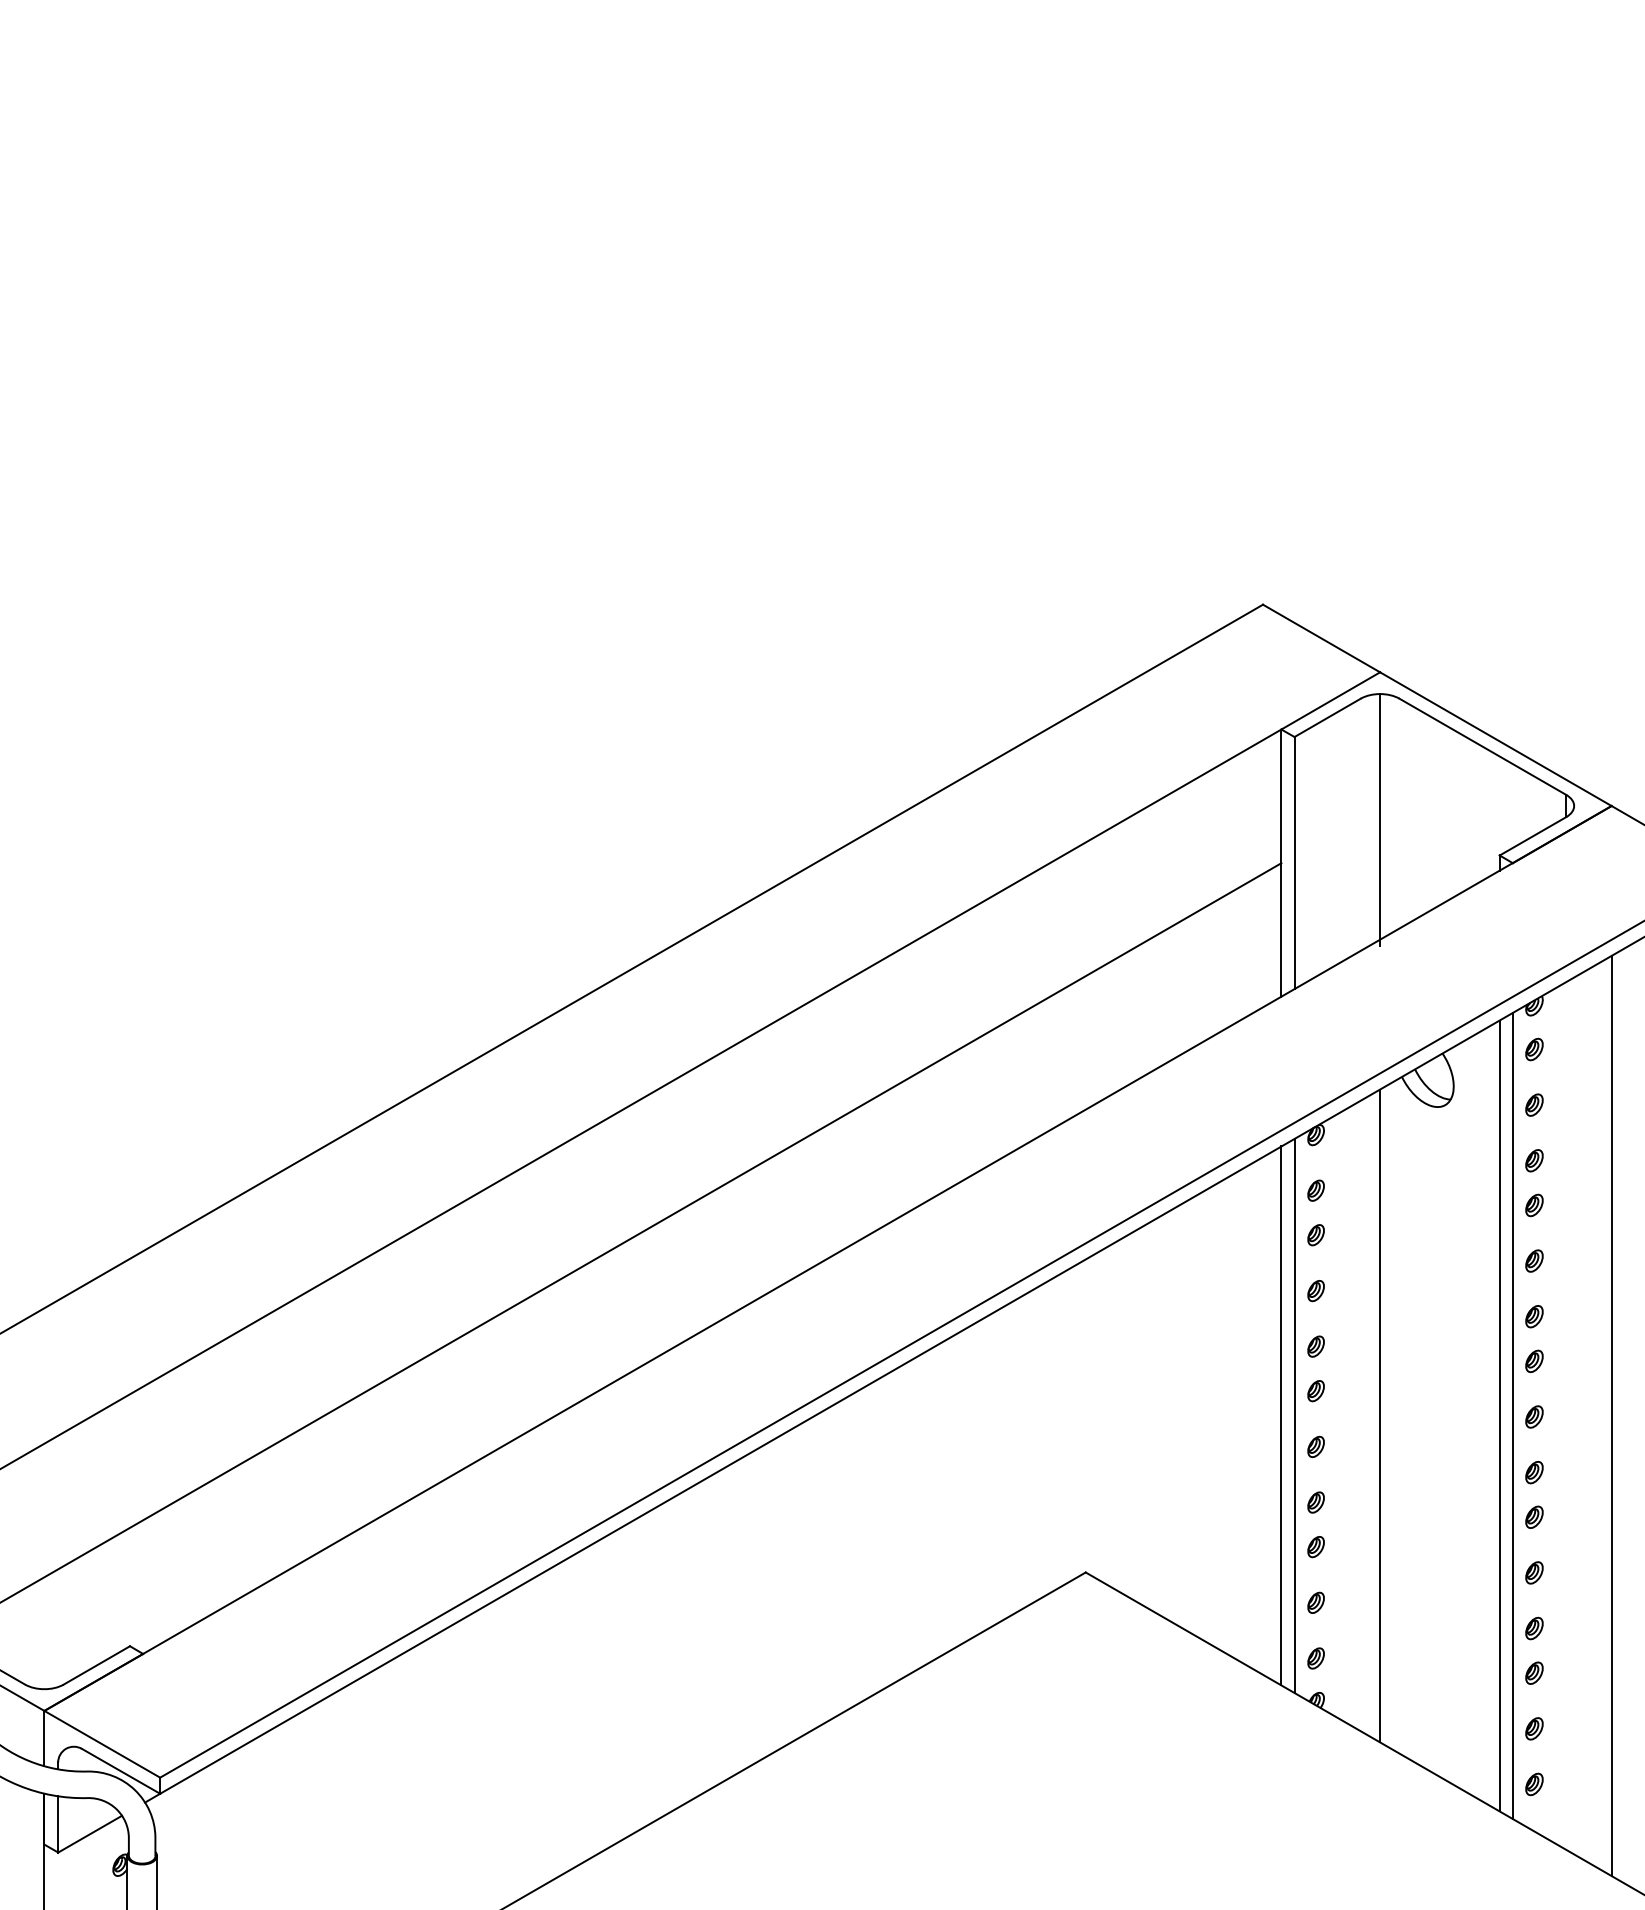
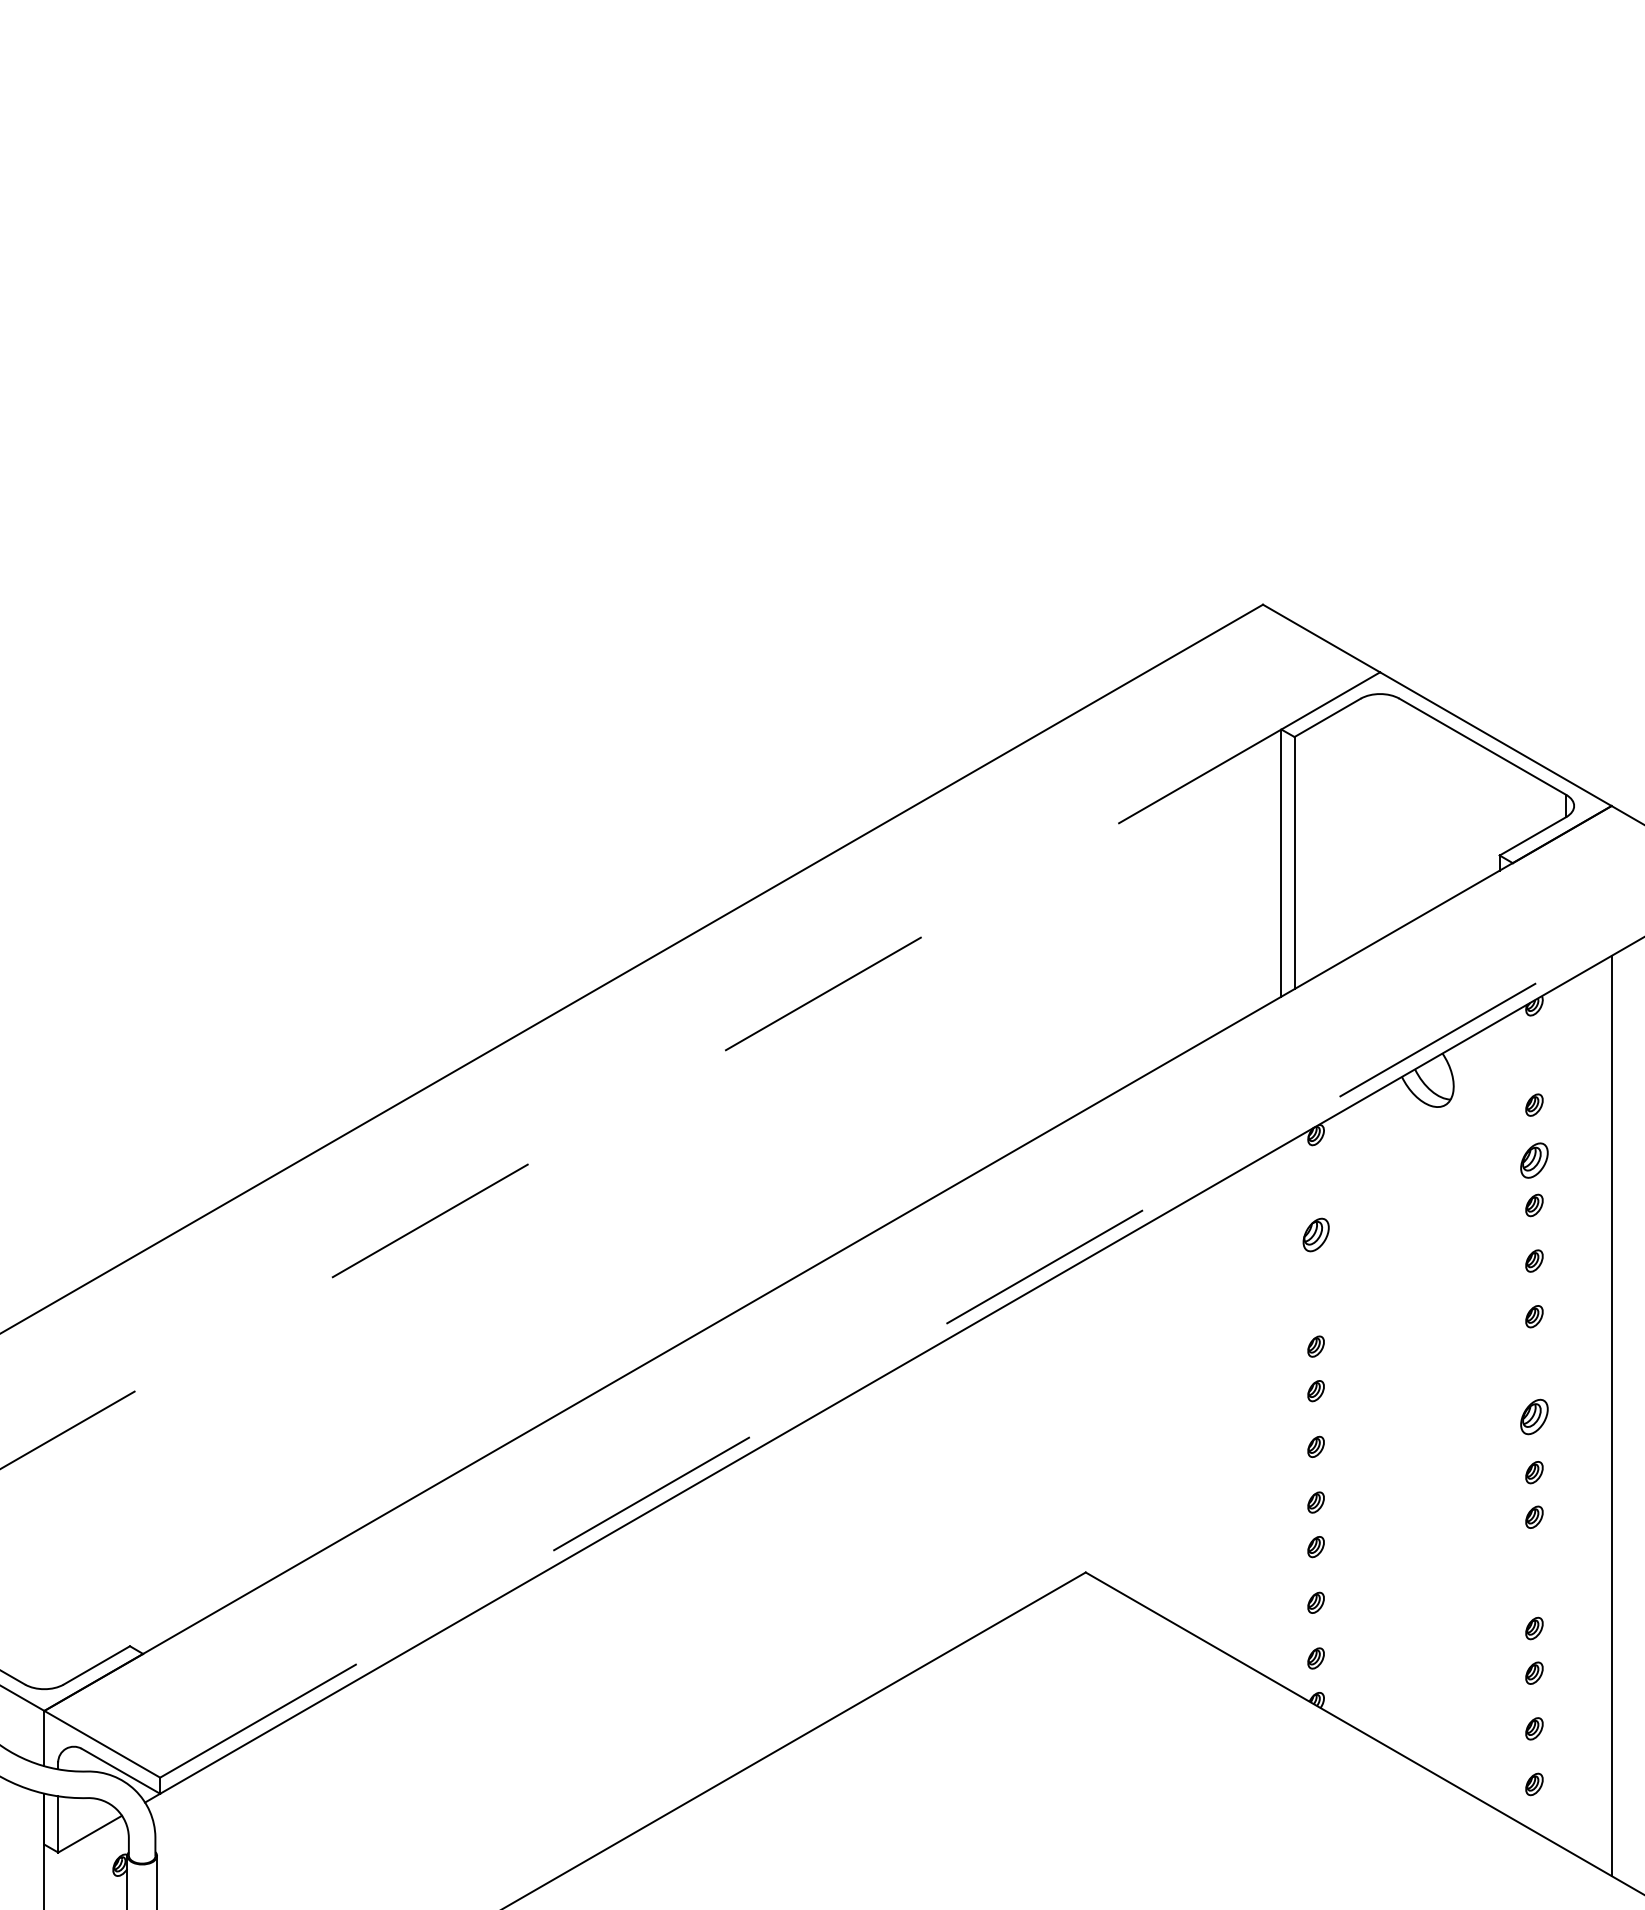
line: present -> none (1380, 820)
part: present -> none (1534, 1049)
line: solid -> dashed (640, 1099)
part size: 19x24 px -> 29x37 px (1534, 1160)
part: present -> none (1315, 1190)
line: present -> none (641, 1232)
part size: 18x23 px -> 28x36 px (1315, 1234)
part: present -> none (1315, 1291)
line: solid -> dashed (902, 1349)
part: present -> none (1534, 1361)
line: present -> none (1281, 1415)
line: present -> none (1294, 1415)
line: present -> none (1380, 1415)
line: present -> none (1499, 1415)
line: present -> none (1512, 1415)
part size: 19x24 px -> 29x38 px (1534, 1416)
part: present -> none (1534, 1572)
